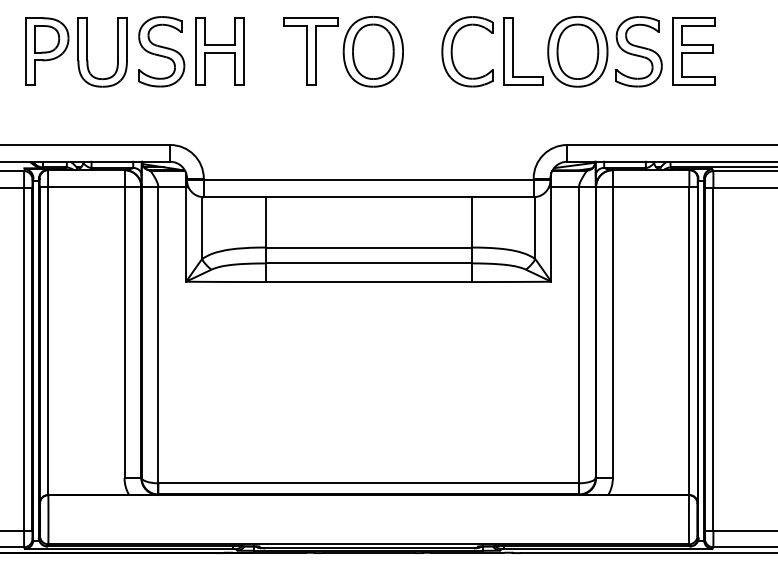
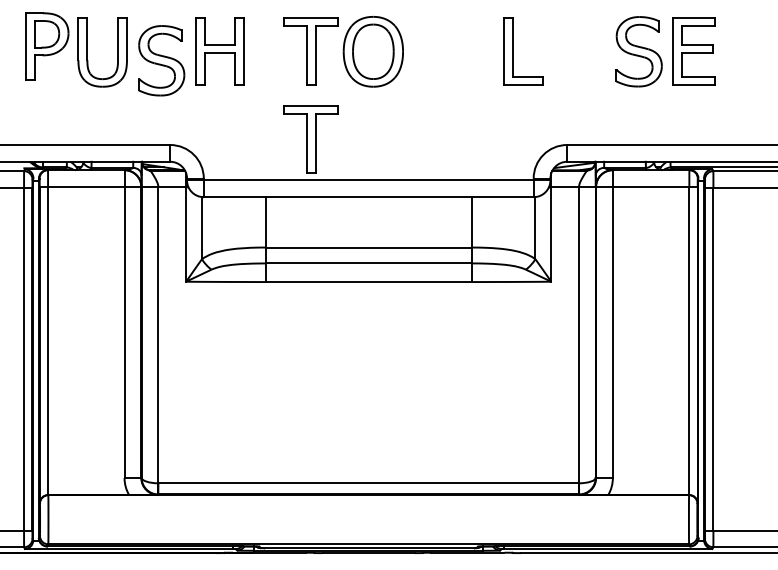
part position: (47, 51) -> (47, 46) (47, 46)
part position: (161, 51) -> (161, 60) (161, 60)
part: present -> none (452, 51)
part: present -> none (577, 51)
part: none -> present (310, 139)
